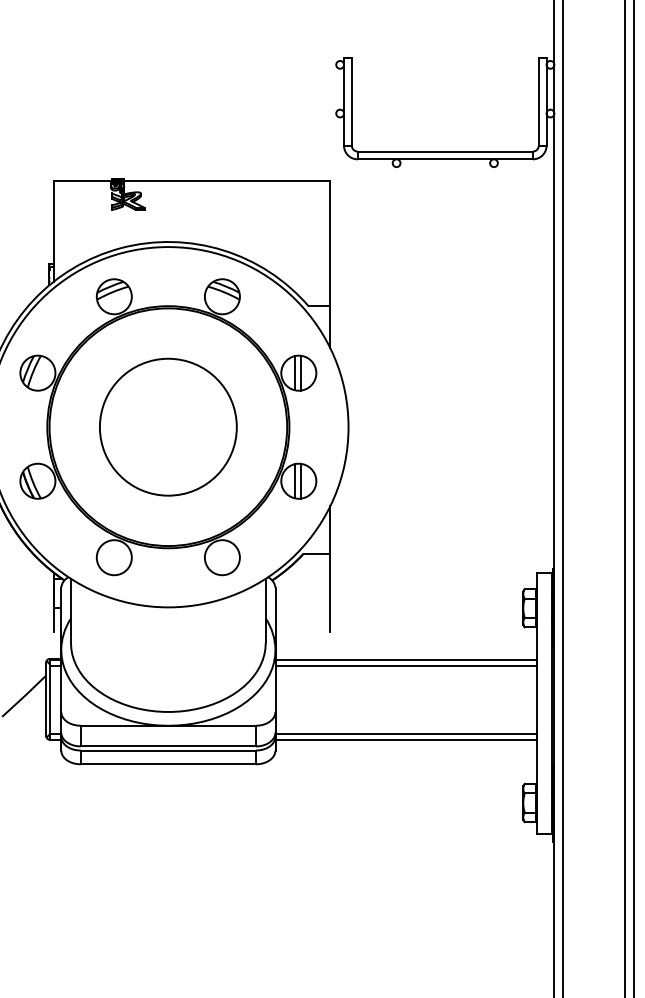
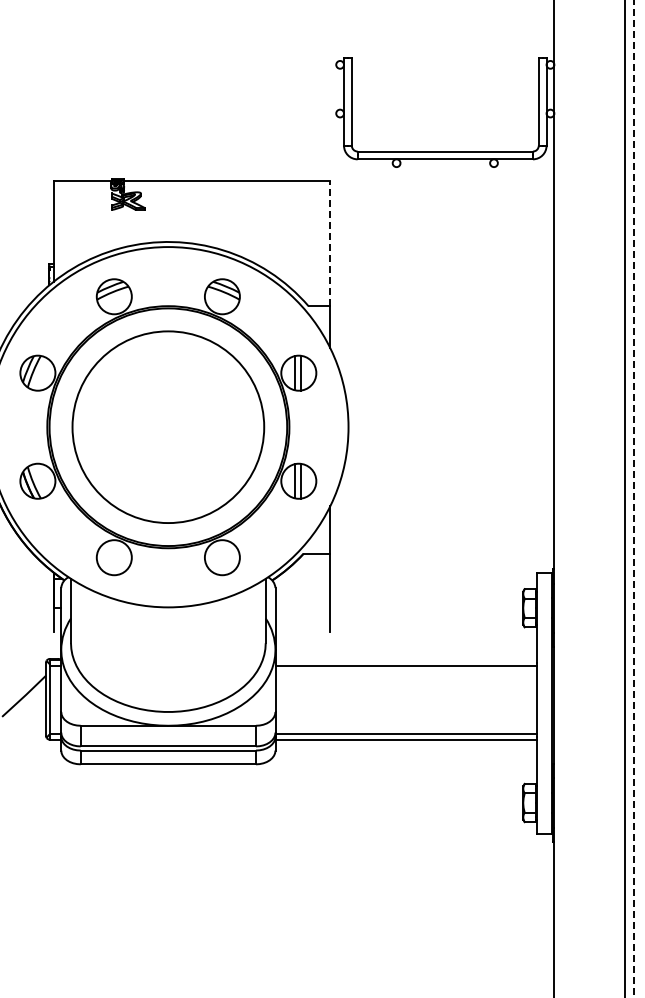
line: solid -> dashed (330, 243)
circle diameter: 137 px -> 192 px (168, 427)
line: present -> none (563, 498)
line: solid -> dashed (634, 499)
line: present -> none (405, 659)
